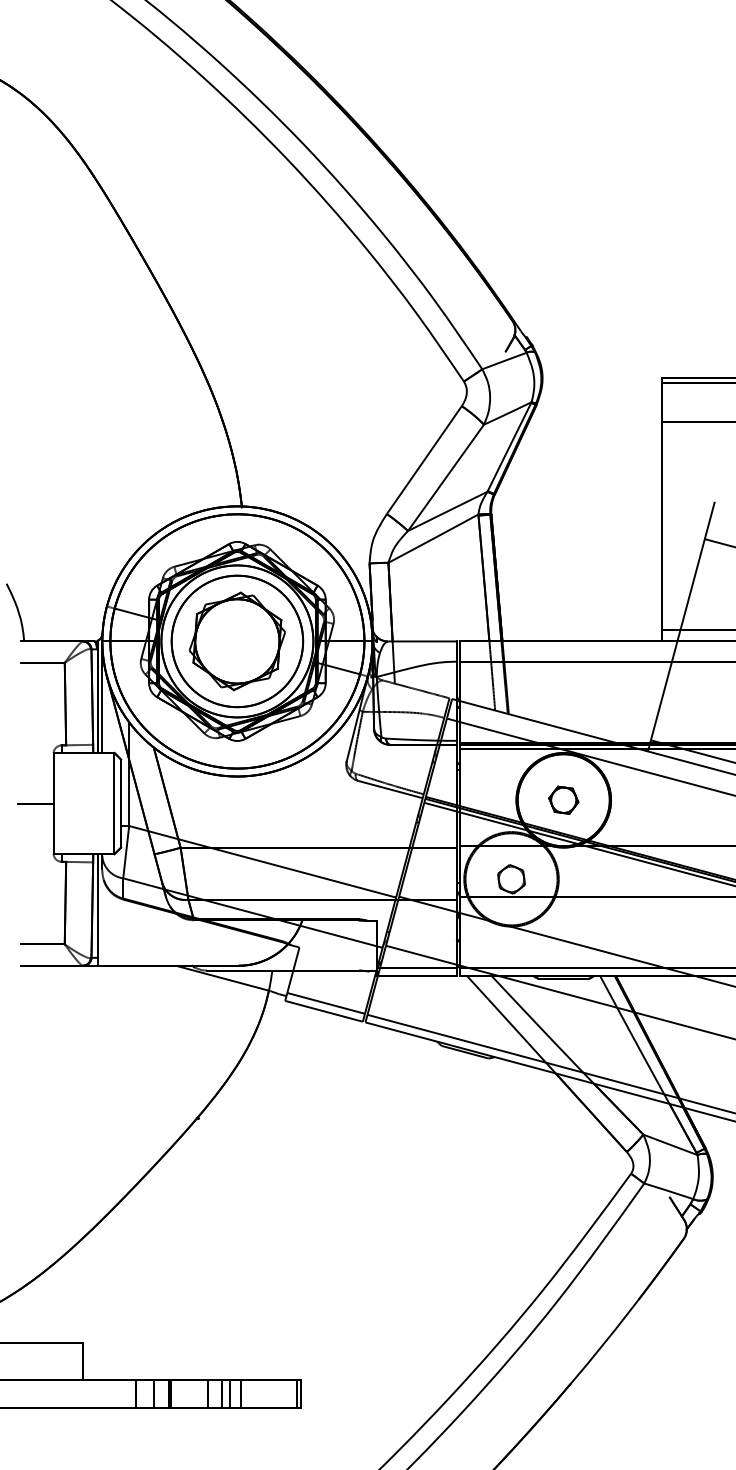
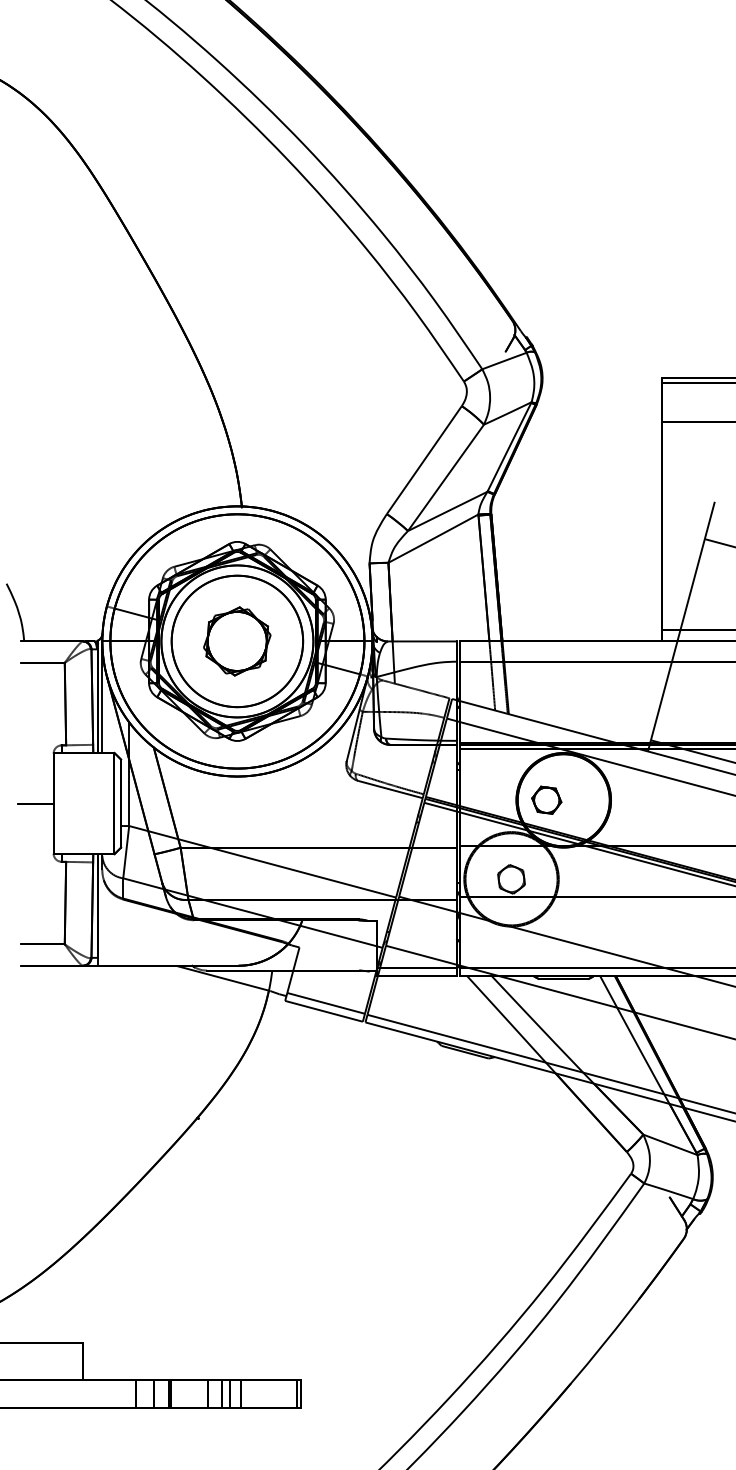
part size: 98x101 px -> 69x71 px (237, 641)
part position: (563, 799) -> (546, 799) (546, 799)
